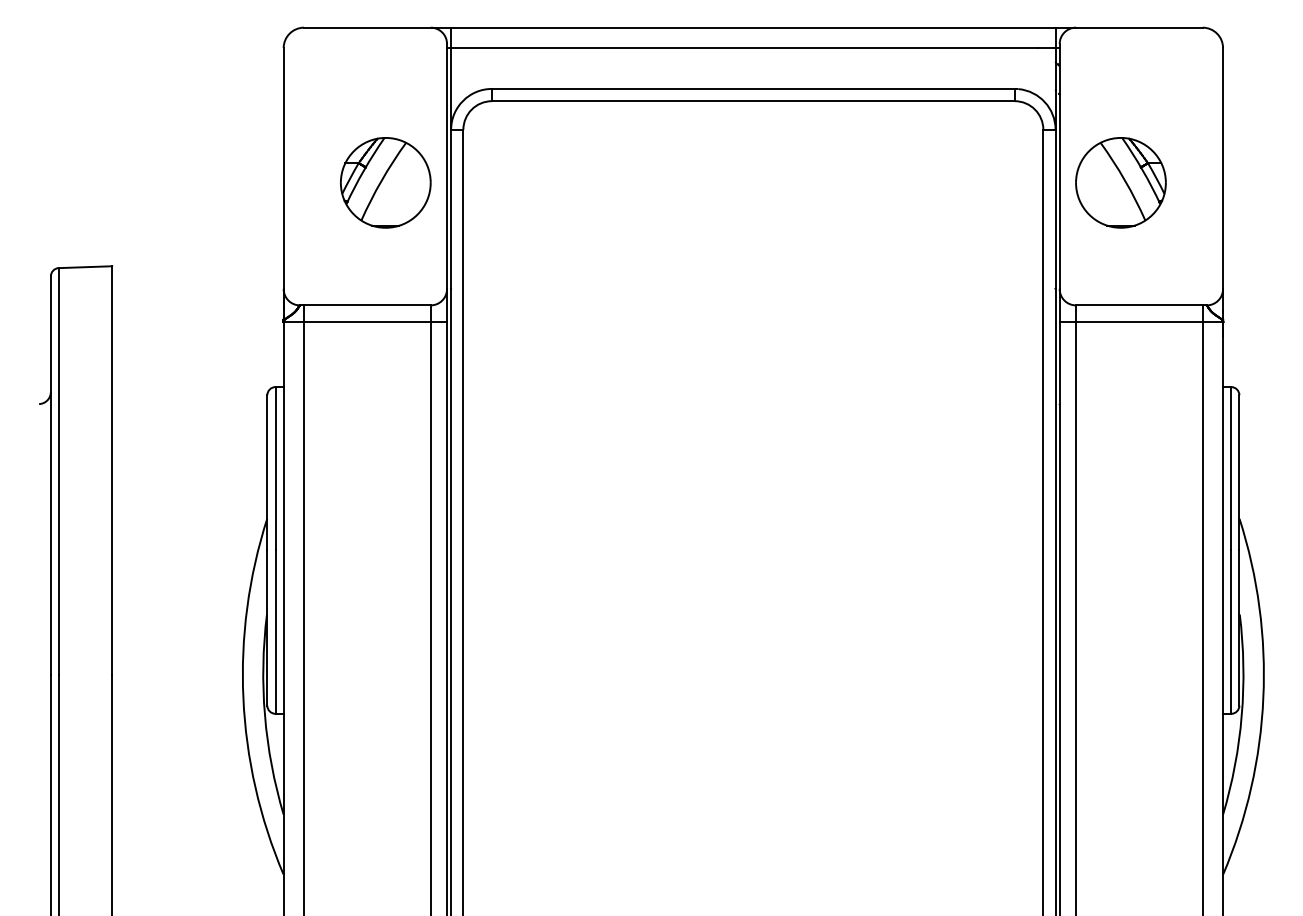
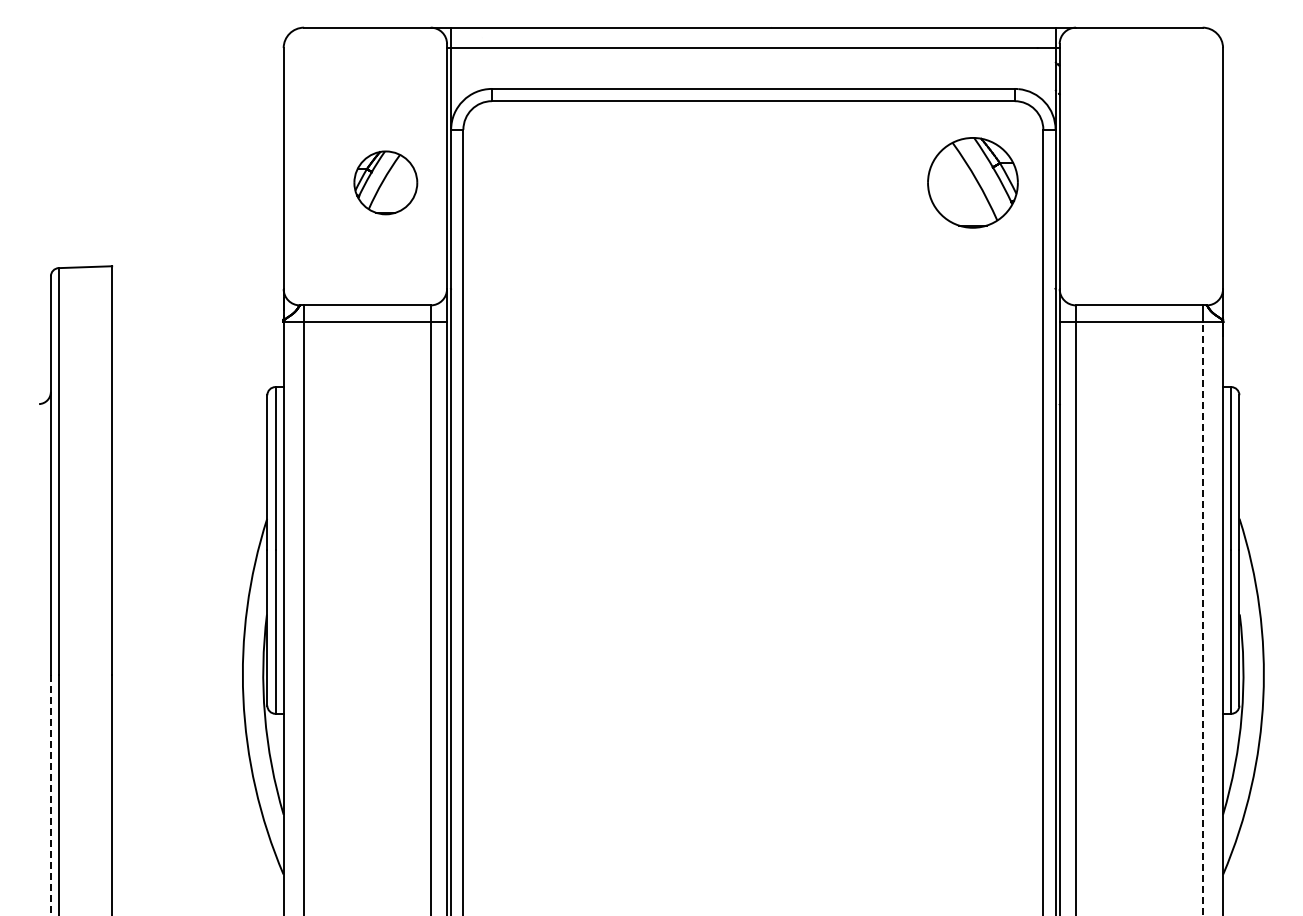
part size: 92x92 px -> 66x66 px (385, 182)
part position: (1120, 182) -> (972, 182) (972, 182)
line: solid -> dashed (1202, 618)
line: solid -> dashed (50, 795)
